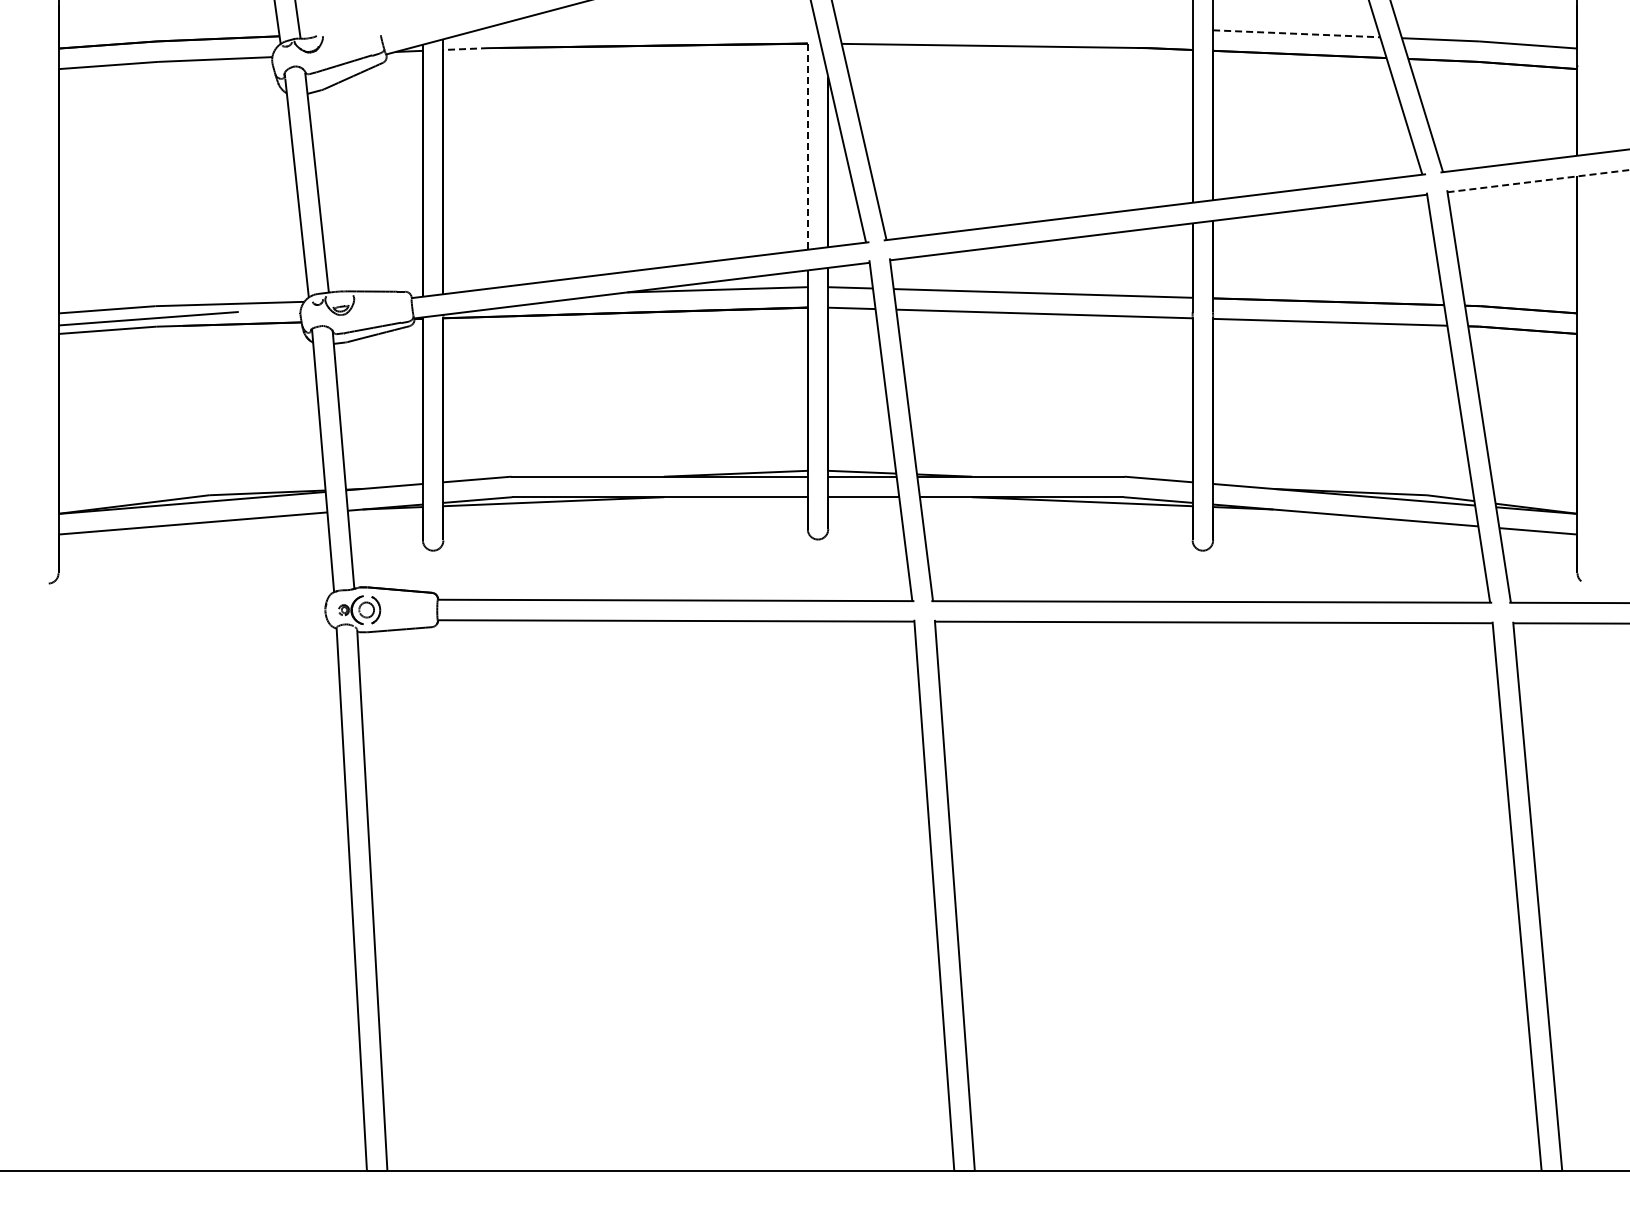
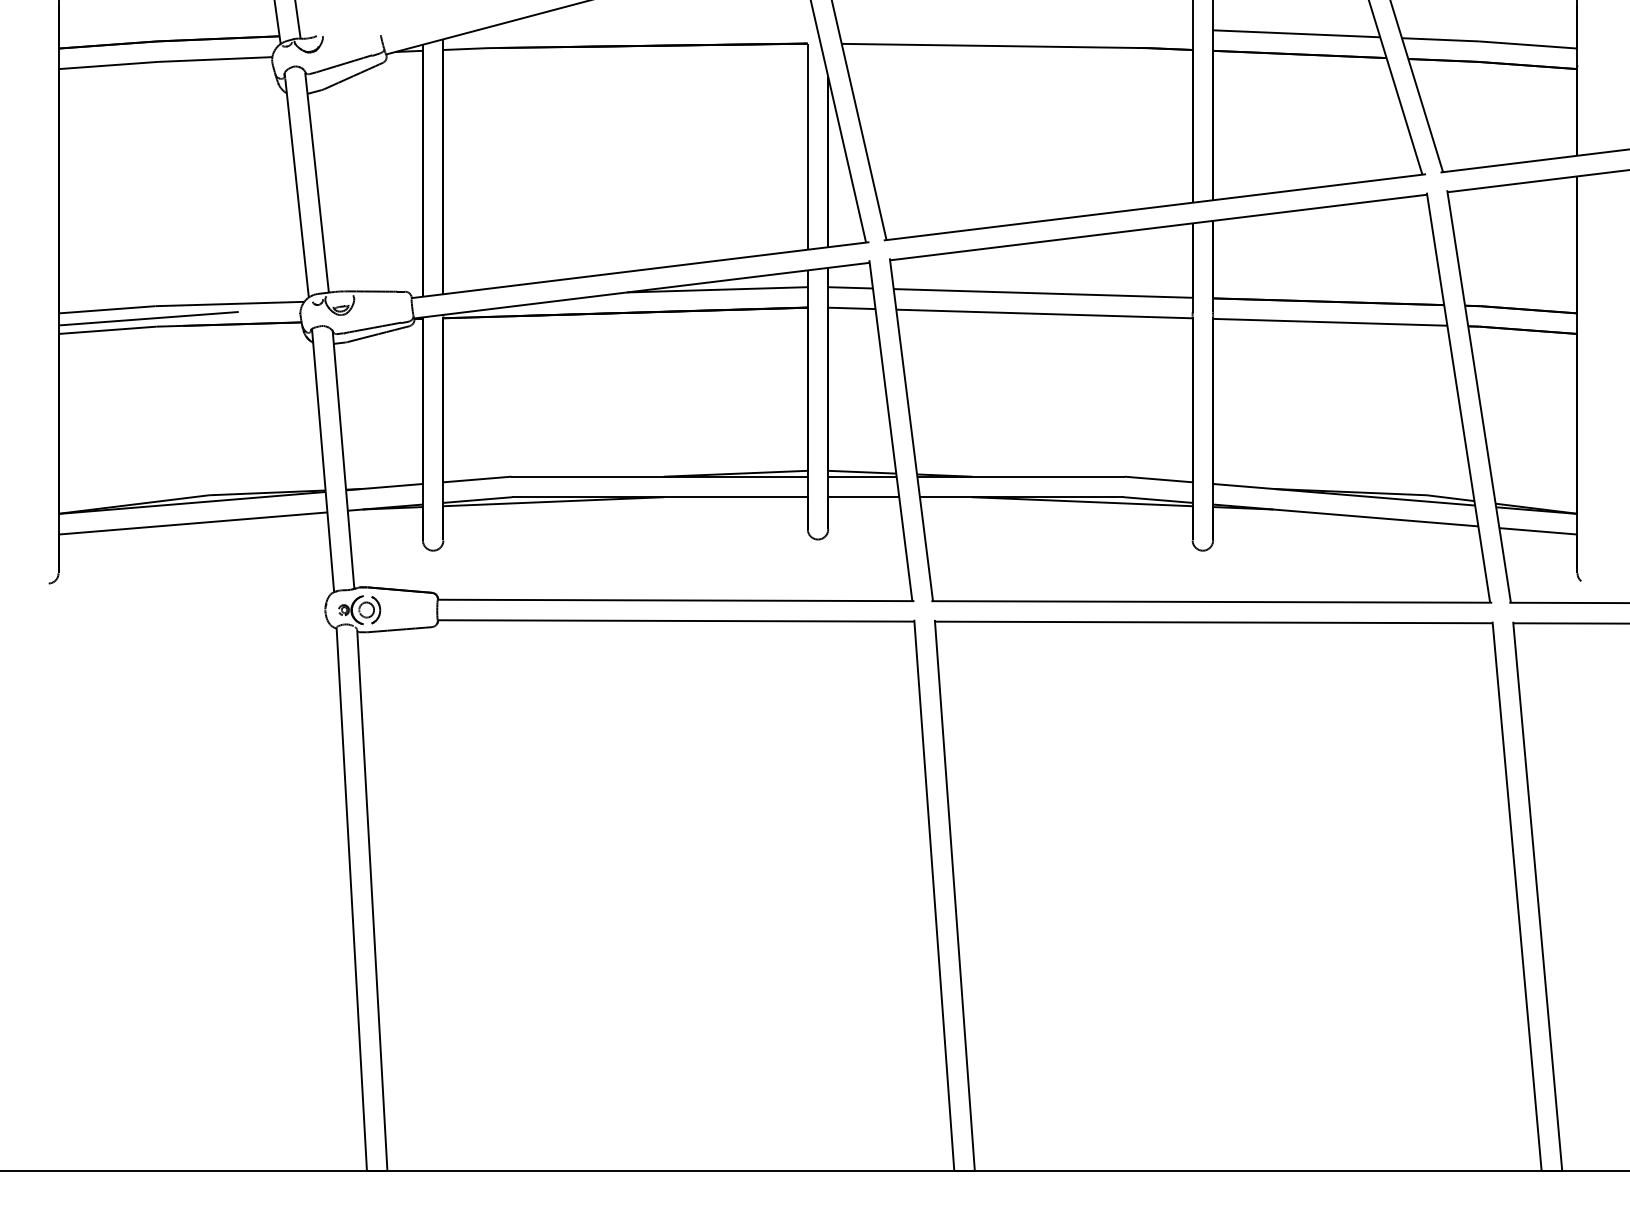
line: dashed -> solid (1296, 33)
line: dashed -> solid (465, 49)
line: dashed -> solid (807, 147)
line: dashed -> solid (1538, 181)
